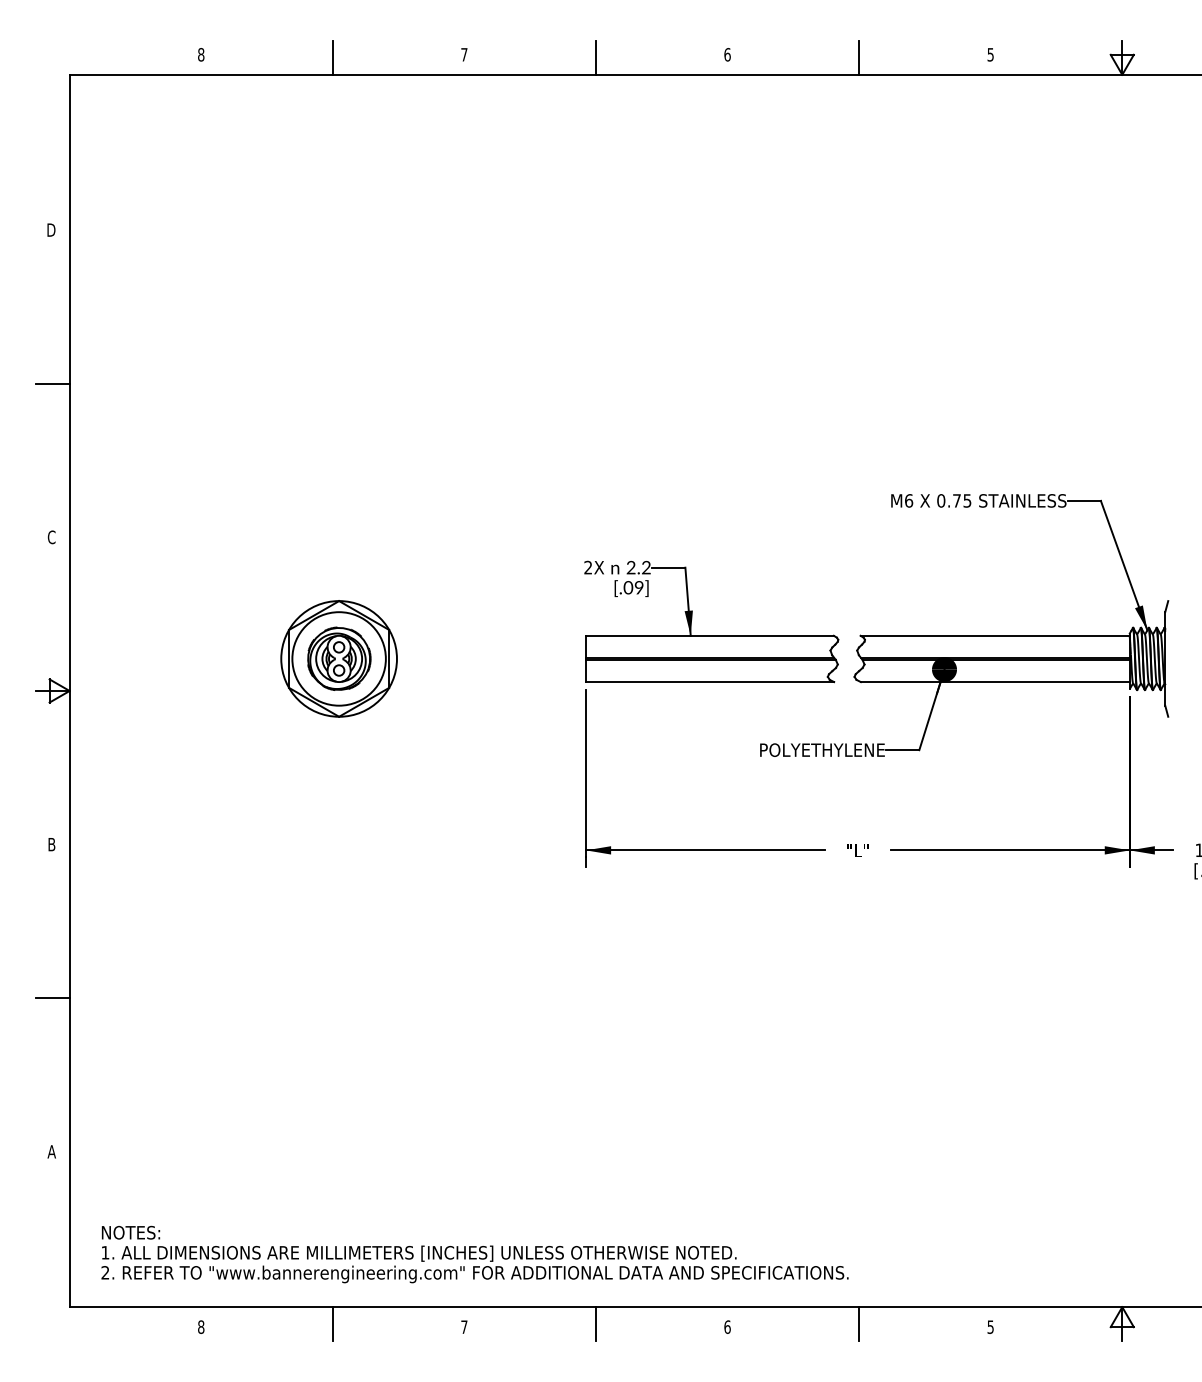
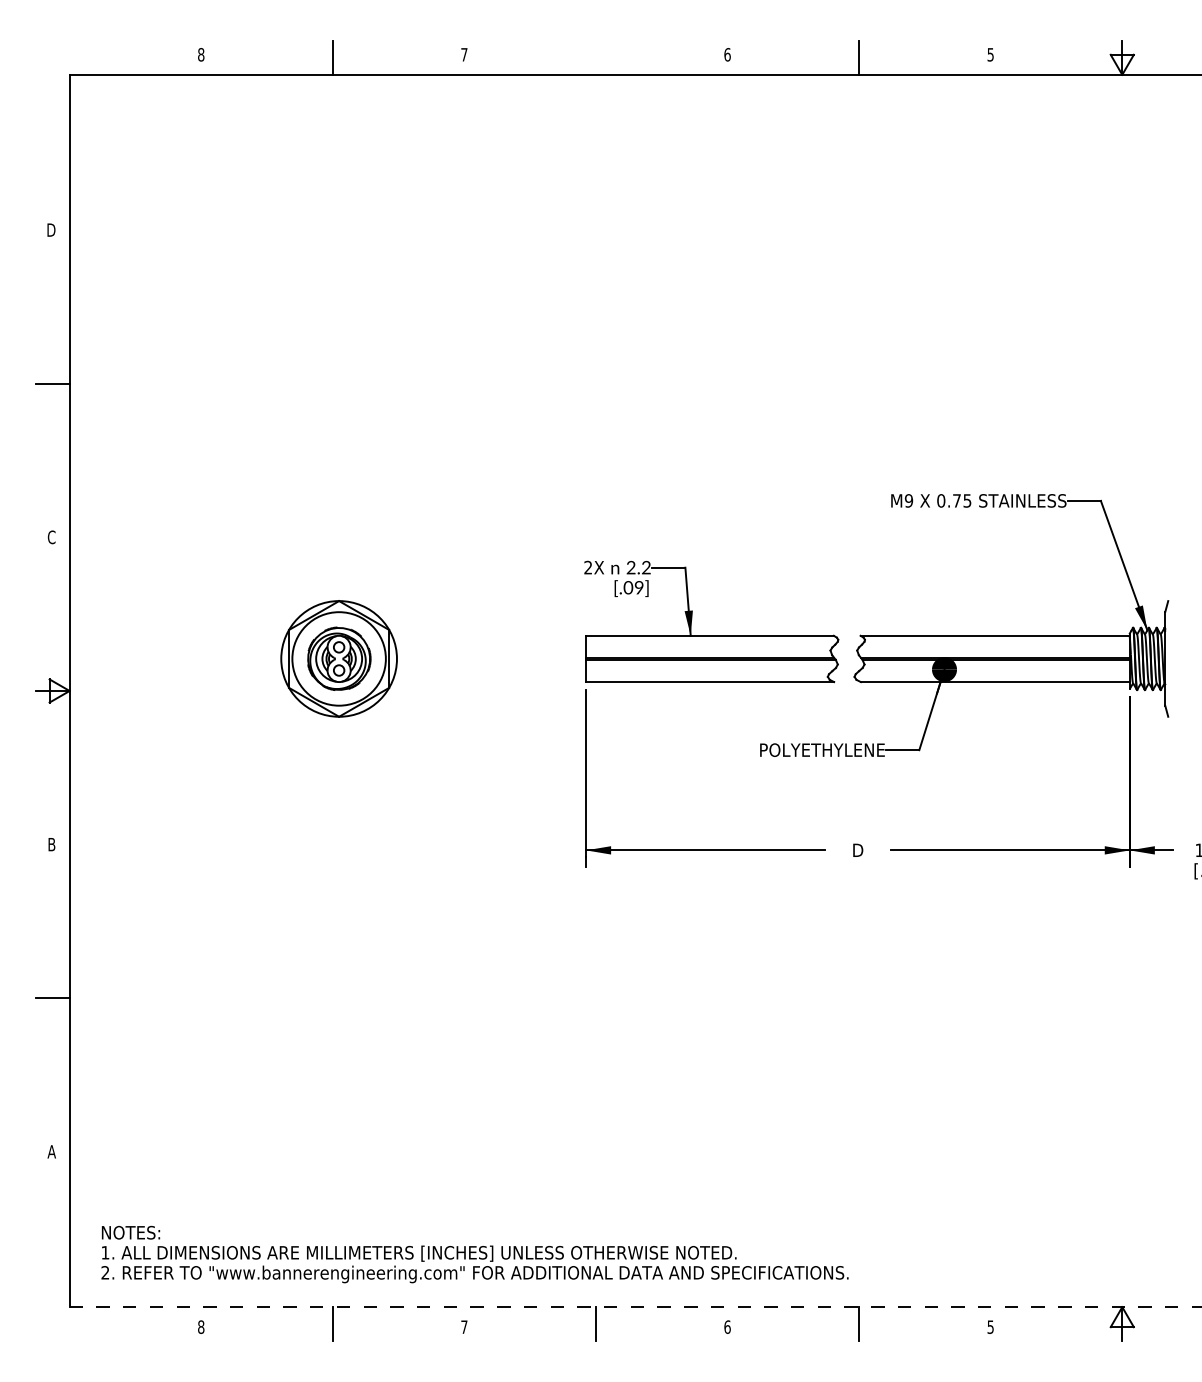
line: present -> none (595, 57)
text: M6 -> M9 (908, 500)
text: "L" -> D (857, 849)
line: solid -> dashed (635, 1307)
